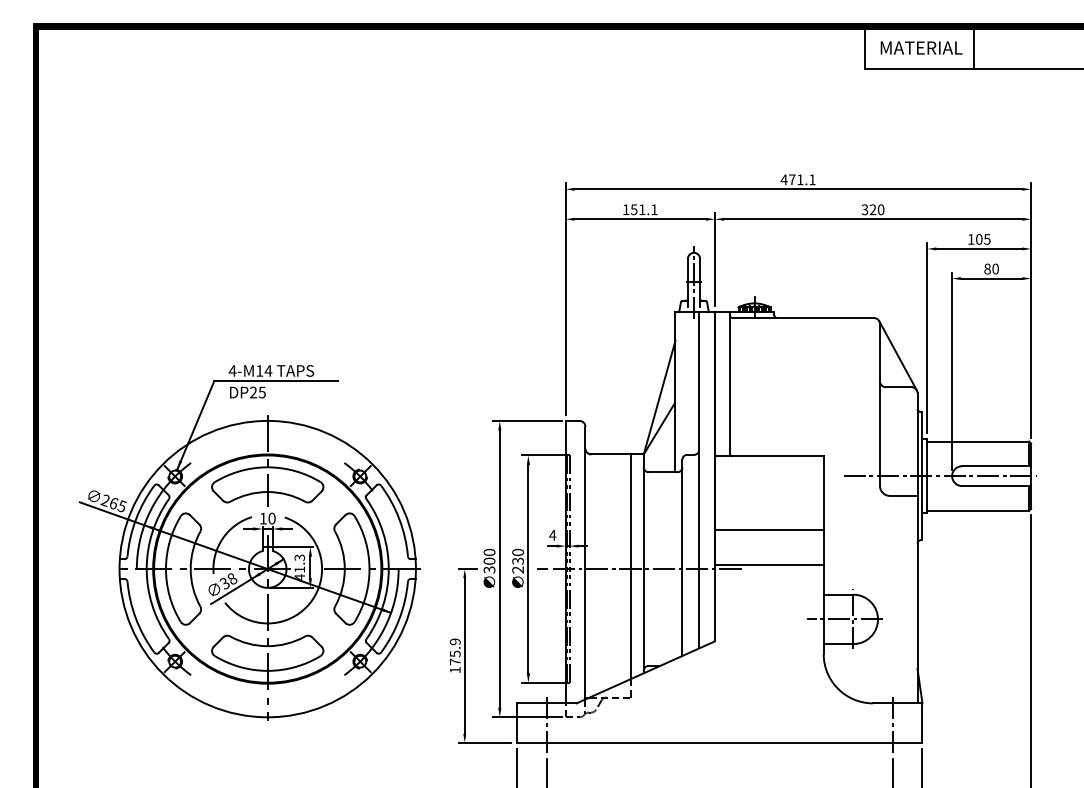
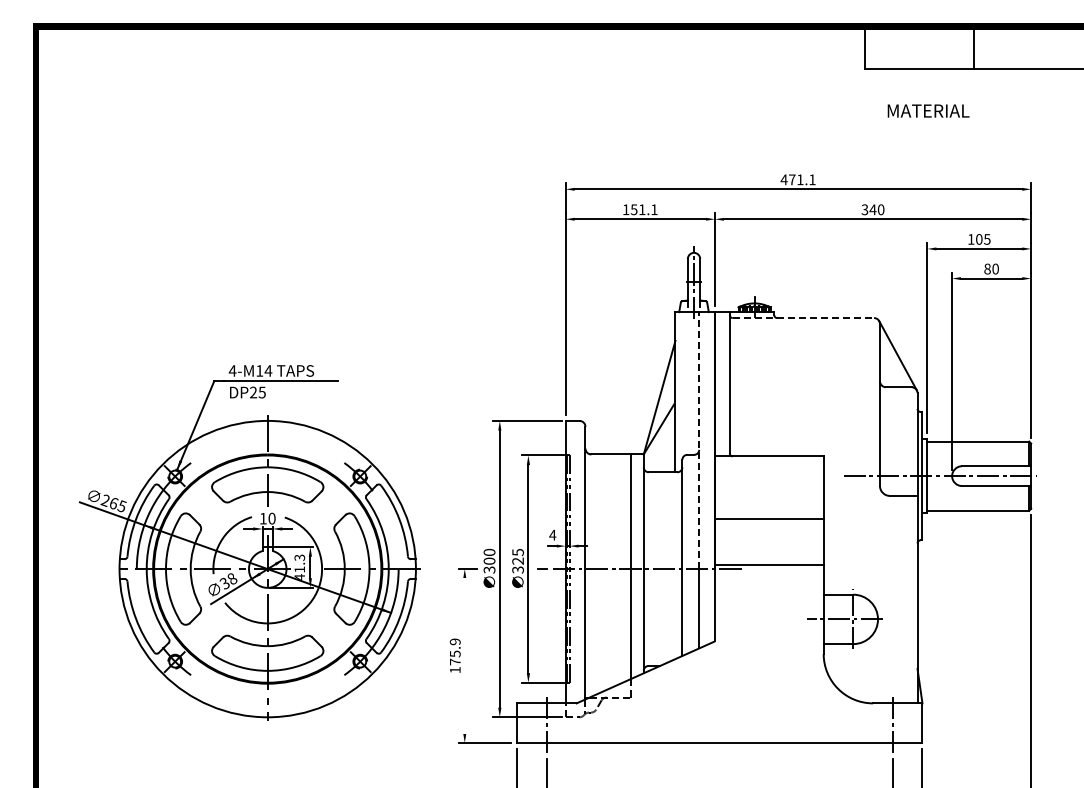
text position: (921, 47) -> (928, 110) (928, 110)
text: 320 -> 340 (872, 209)
line: solid -> dashed (803, 318)
line: solid -> dashed (699, 440)
line position: (769, 530) -> (769, 519) (769, 519)
text: 230 -> 325 (517, 560)
line: present -> none (464, 656)
